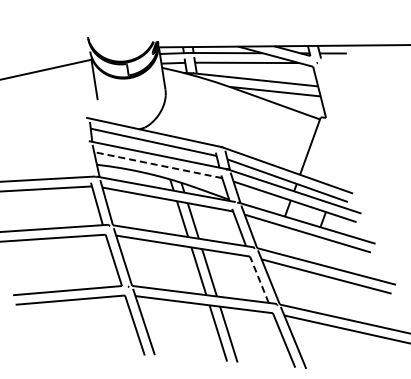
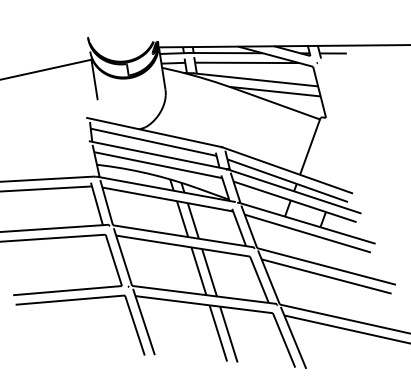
line: dashed -> solid (157, 165)
line: dashed -> solid (259, 279)
